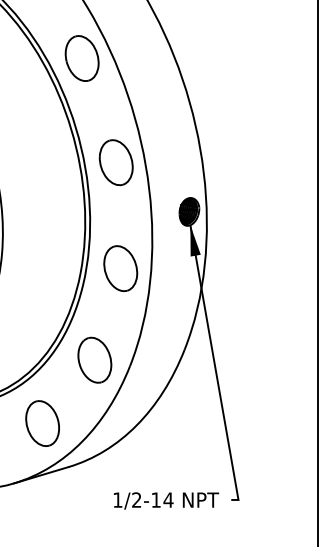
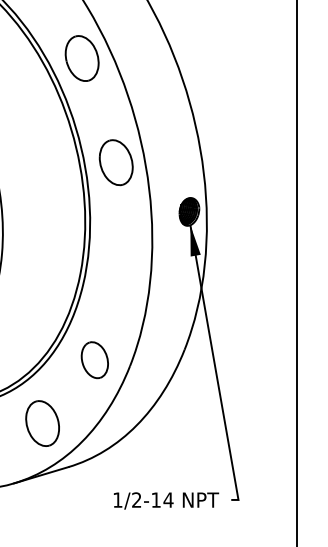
part: present -> none (120, 268)
line position: (318, 272) -> (297, 272) (297, 272)
part size: 36x48 px -> 29x39 px (94, 360)
